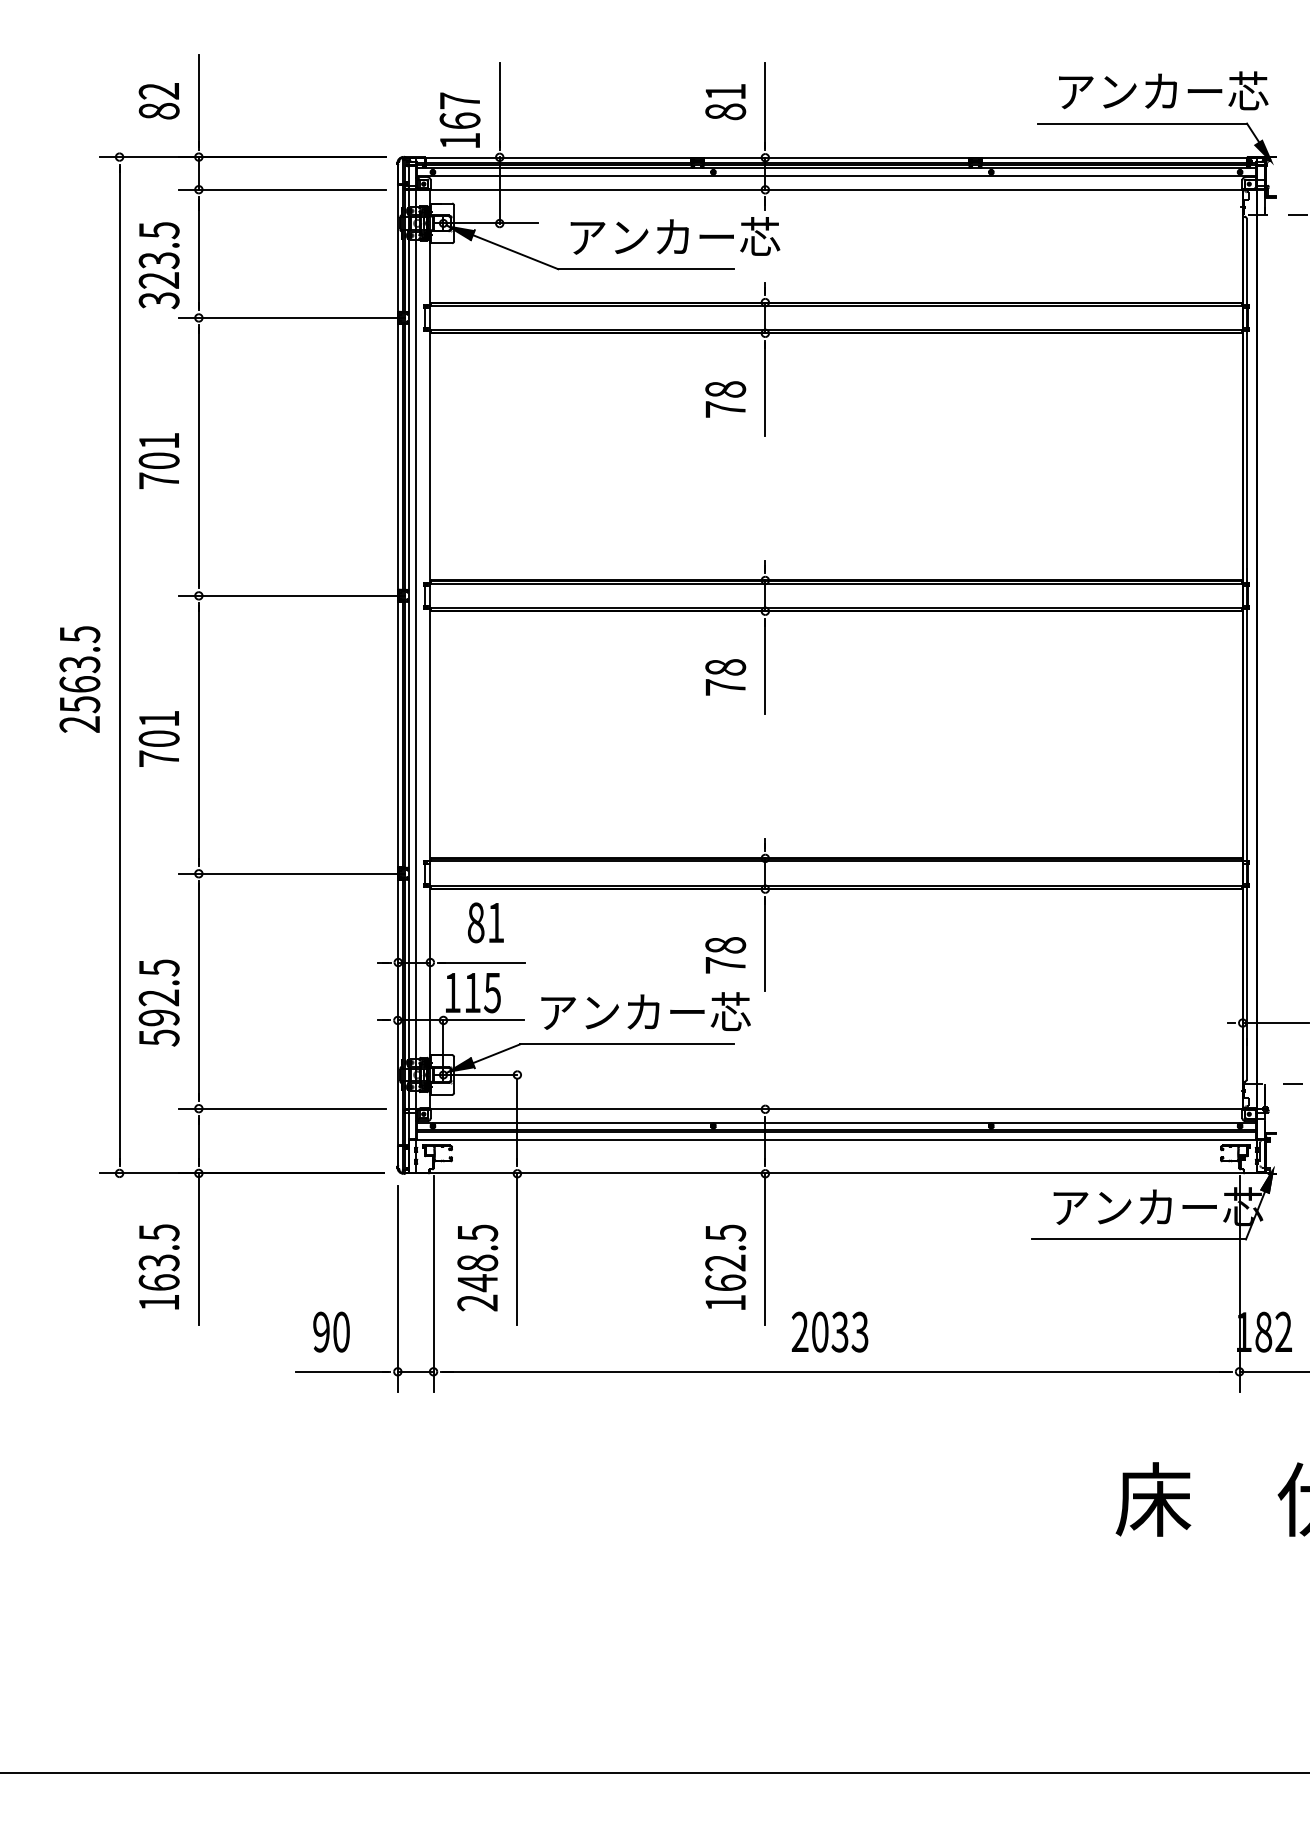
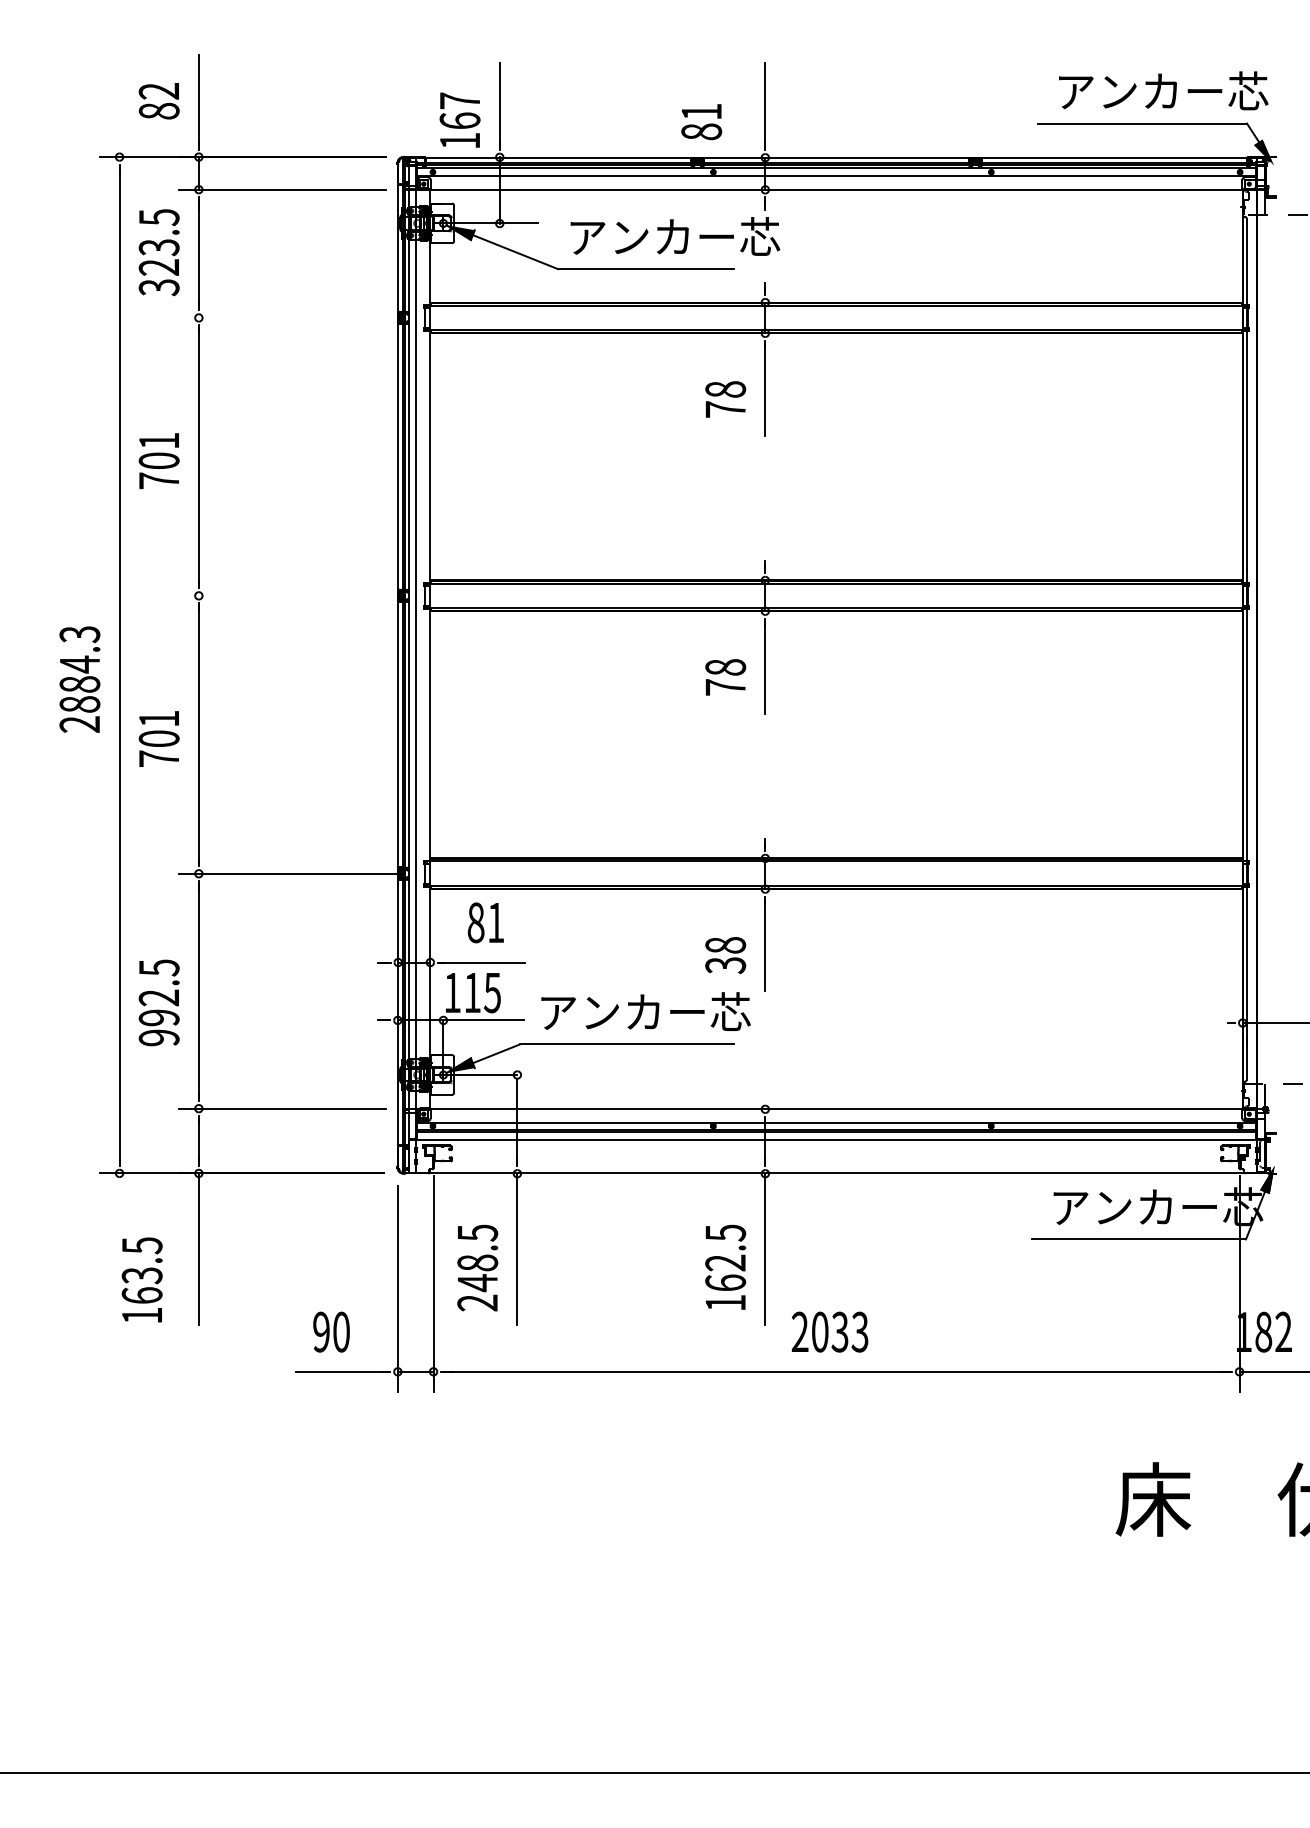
text position: (725, 102) -> (701, 122) (701, 122)
text position: (158, 265) -> (158, 252) (158, 252)
line: present -> none (291, 317)
line: present -> none (291, 595)
text: 2563.5 -> 2884.3 (79, 669)
text: 78 -> 38 (725, 965)
text: 592.5 -> 992.5 (158, 1037)
text position: (158, 1266) -> (141, 1279) (141, 1279)
